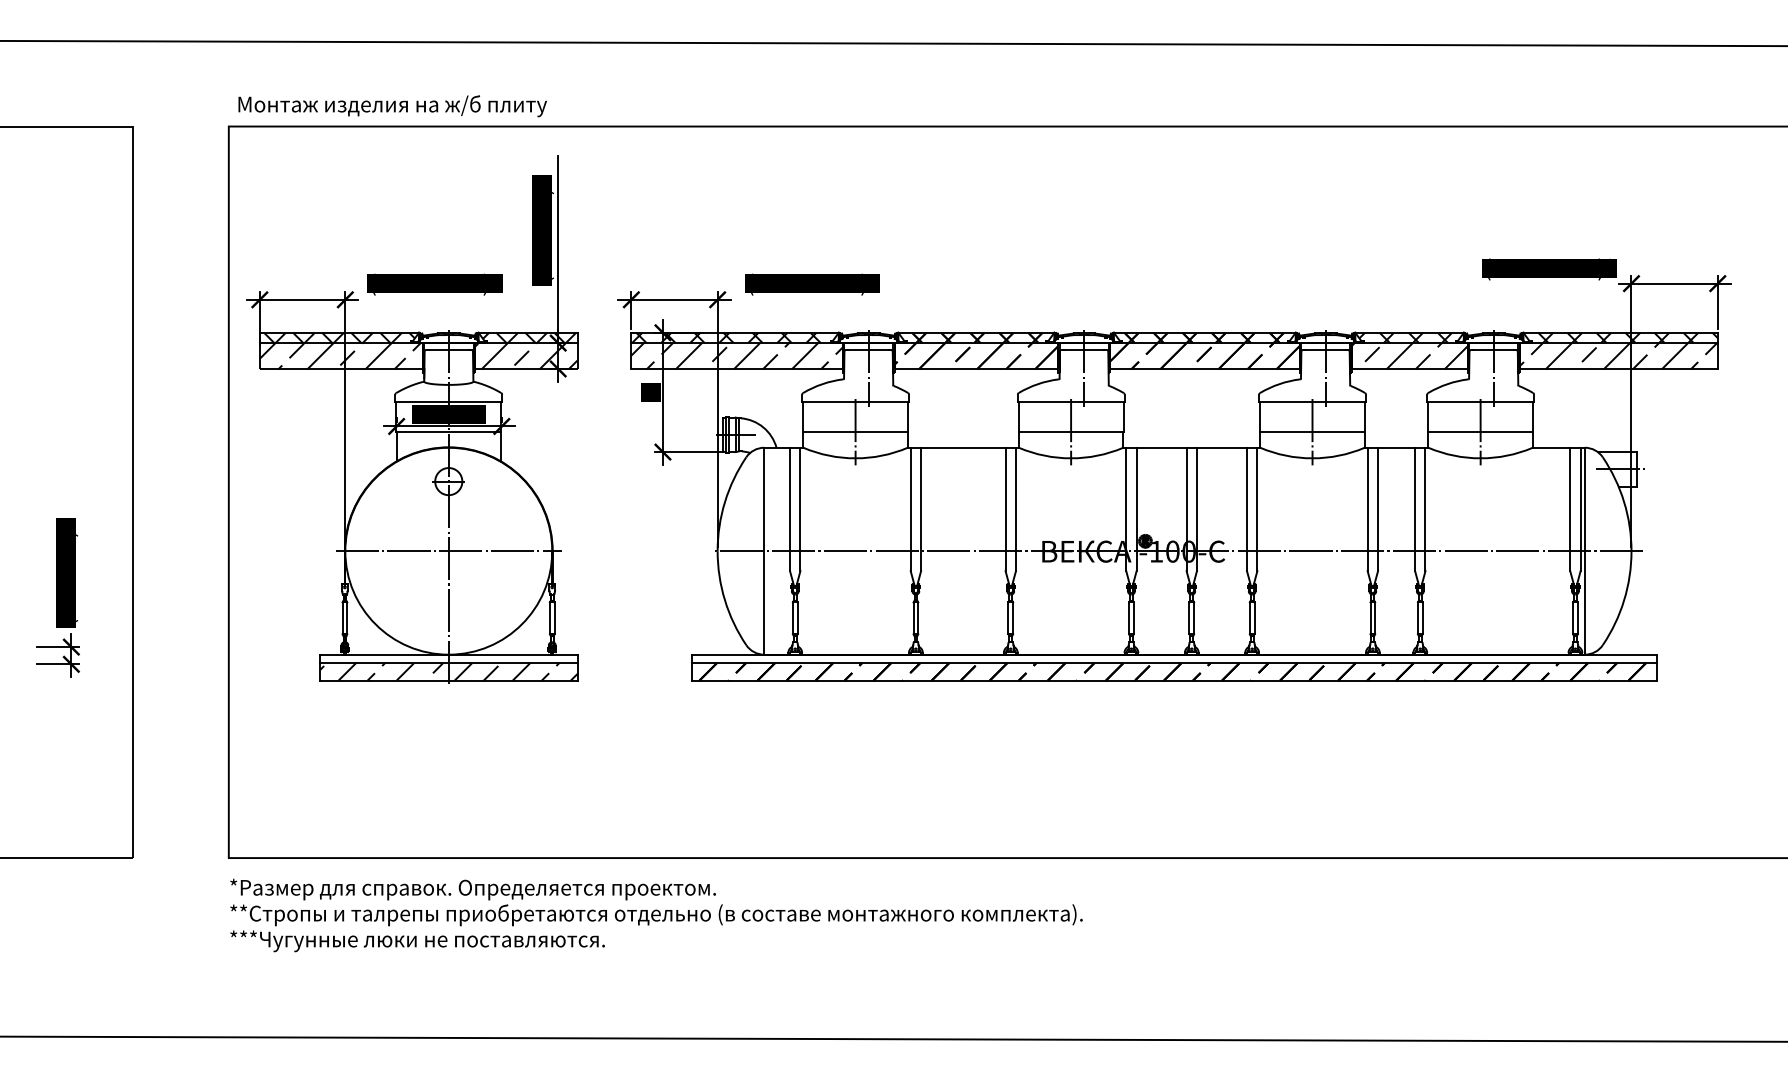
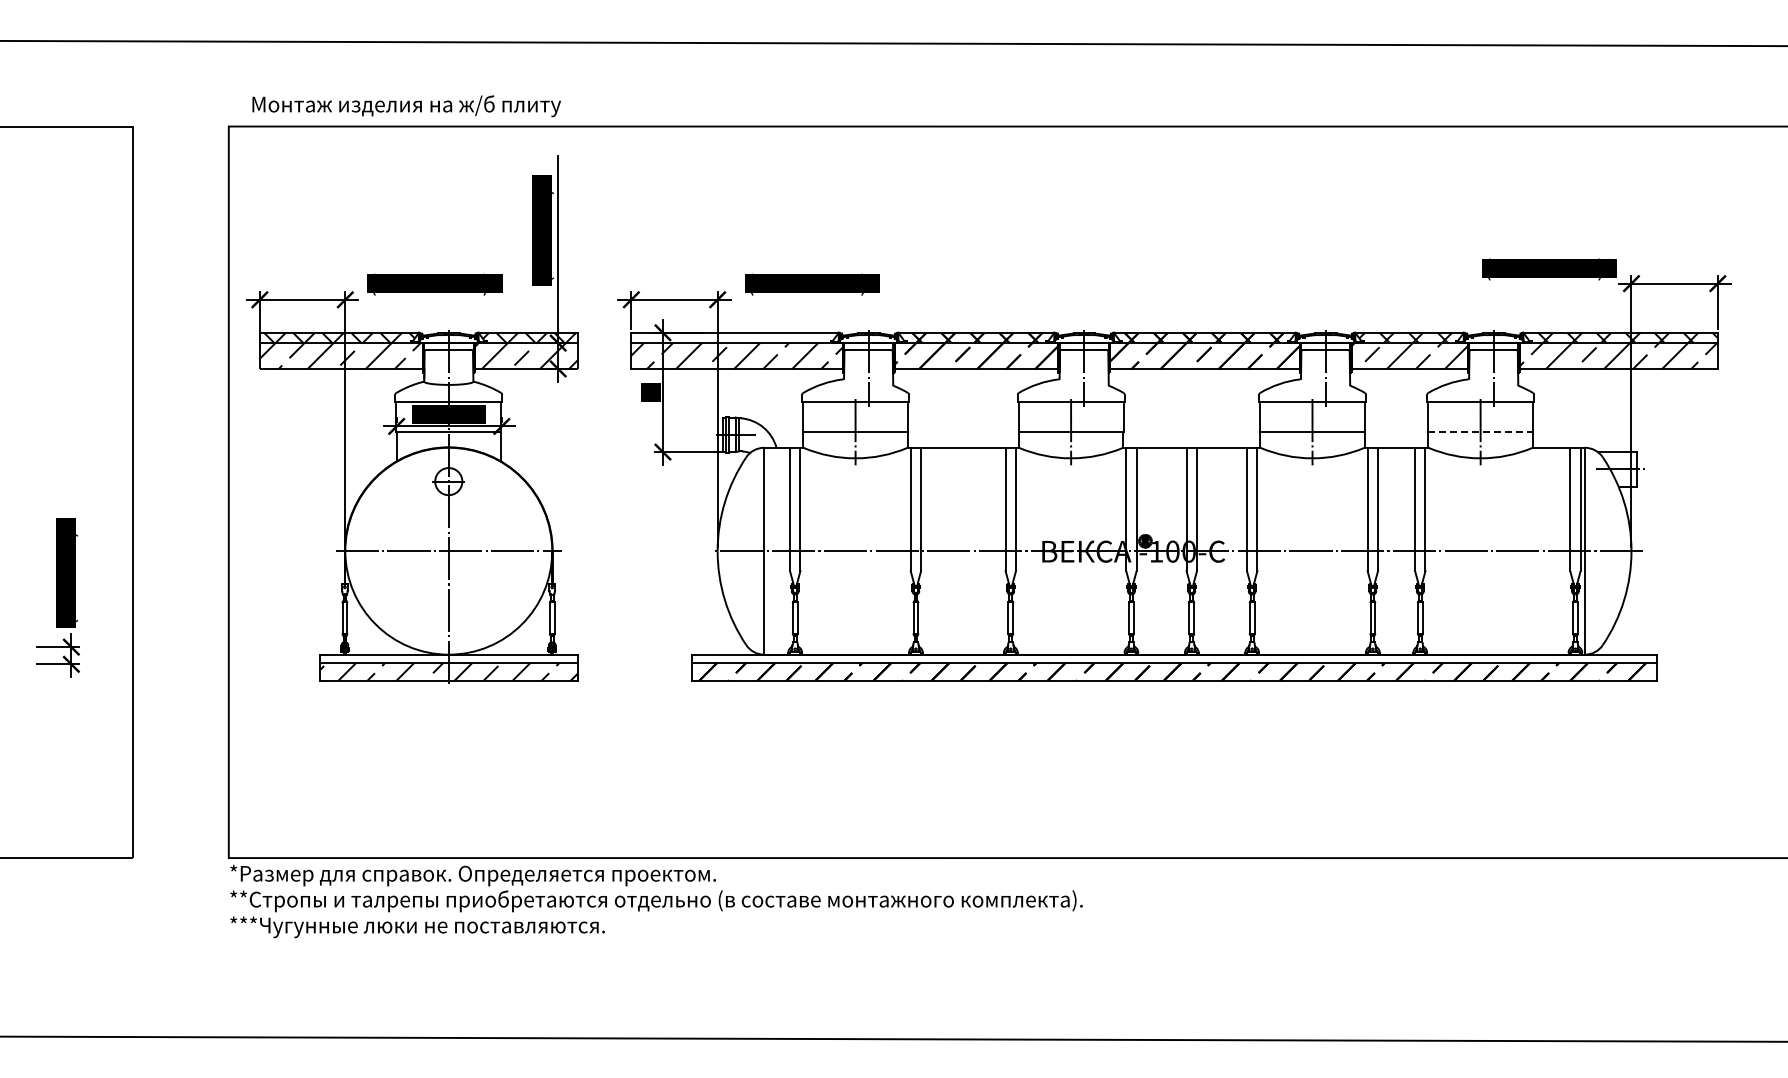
text position: (392, 106) -> (406, 106) (406, 106)
hatch: present -> none (726, 337)
line: solid -> dashed (1480, 431)
text position: (656, 915) -> (656, 901) (656, 901)
